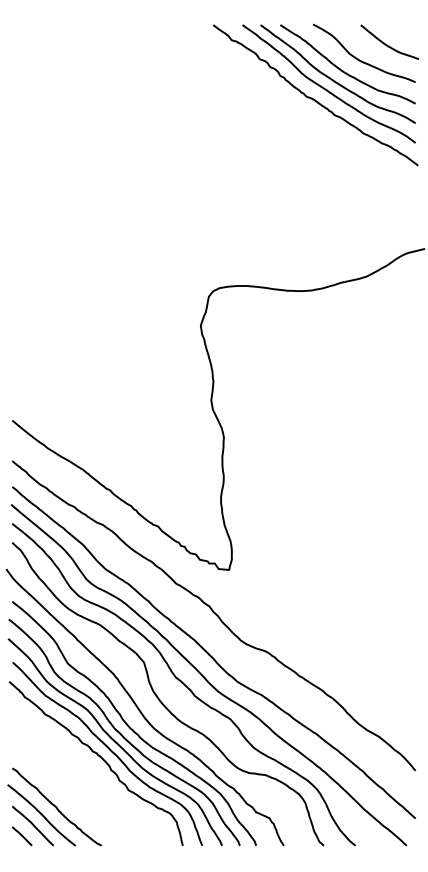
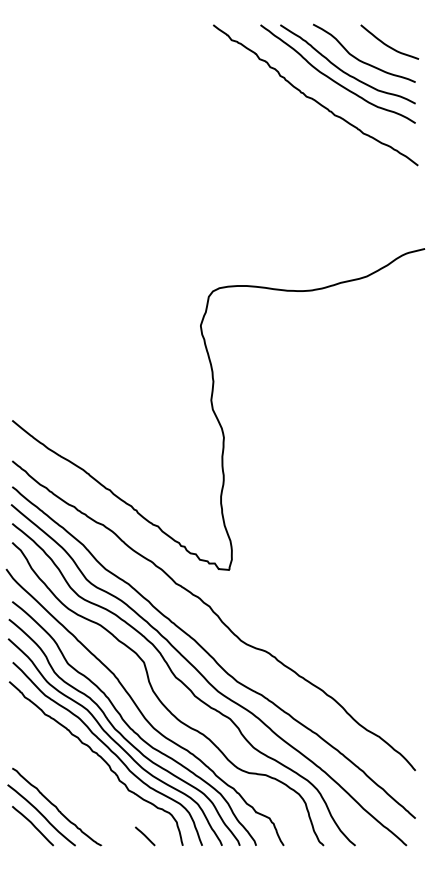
curve: present -> none (324, 87)
line position: (21, 836) -> (144, 836) (144, 836)
